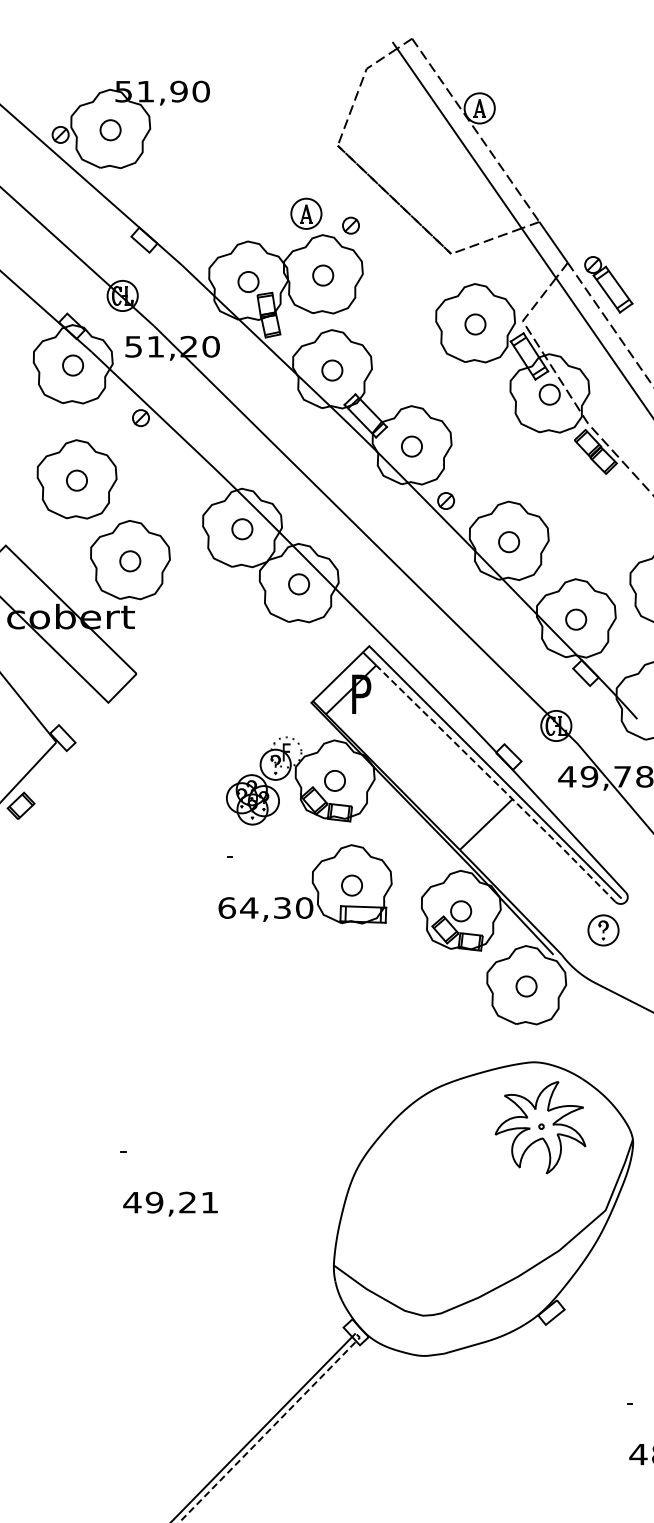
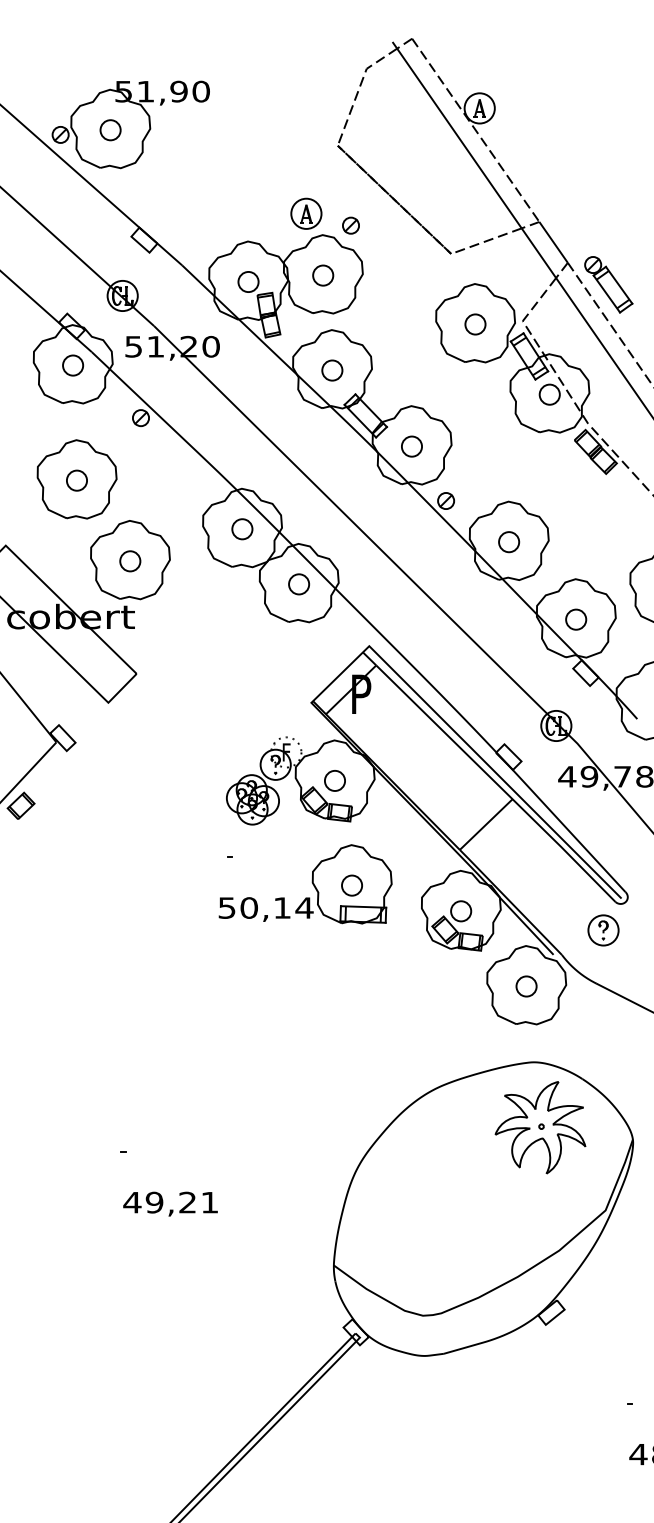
line: dashed -> solid (496, 783)
text: 64,30 -> 50,14 (265, 907)
line: dashed -> solid (272, 1426)
